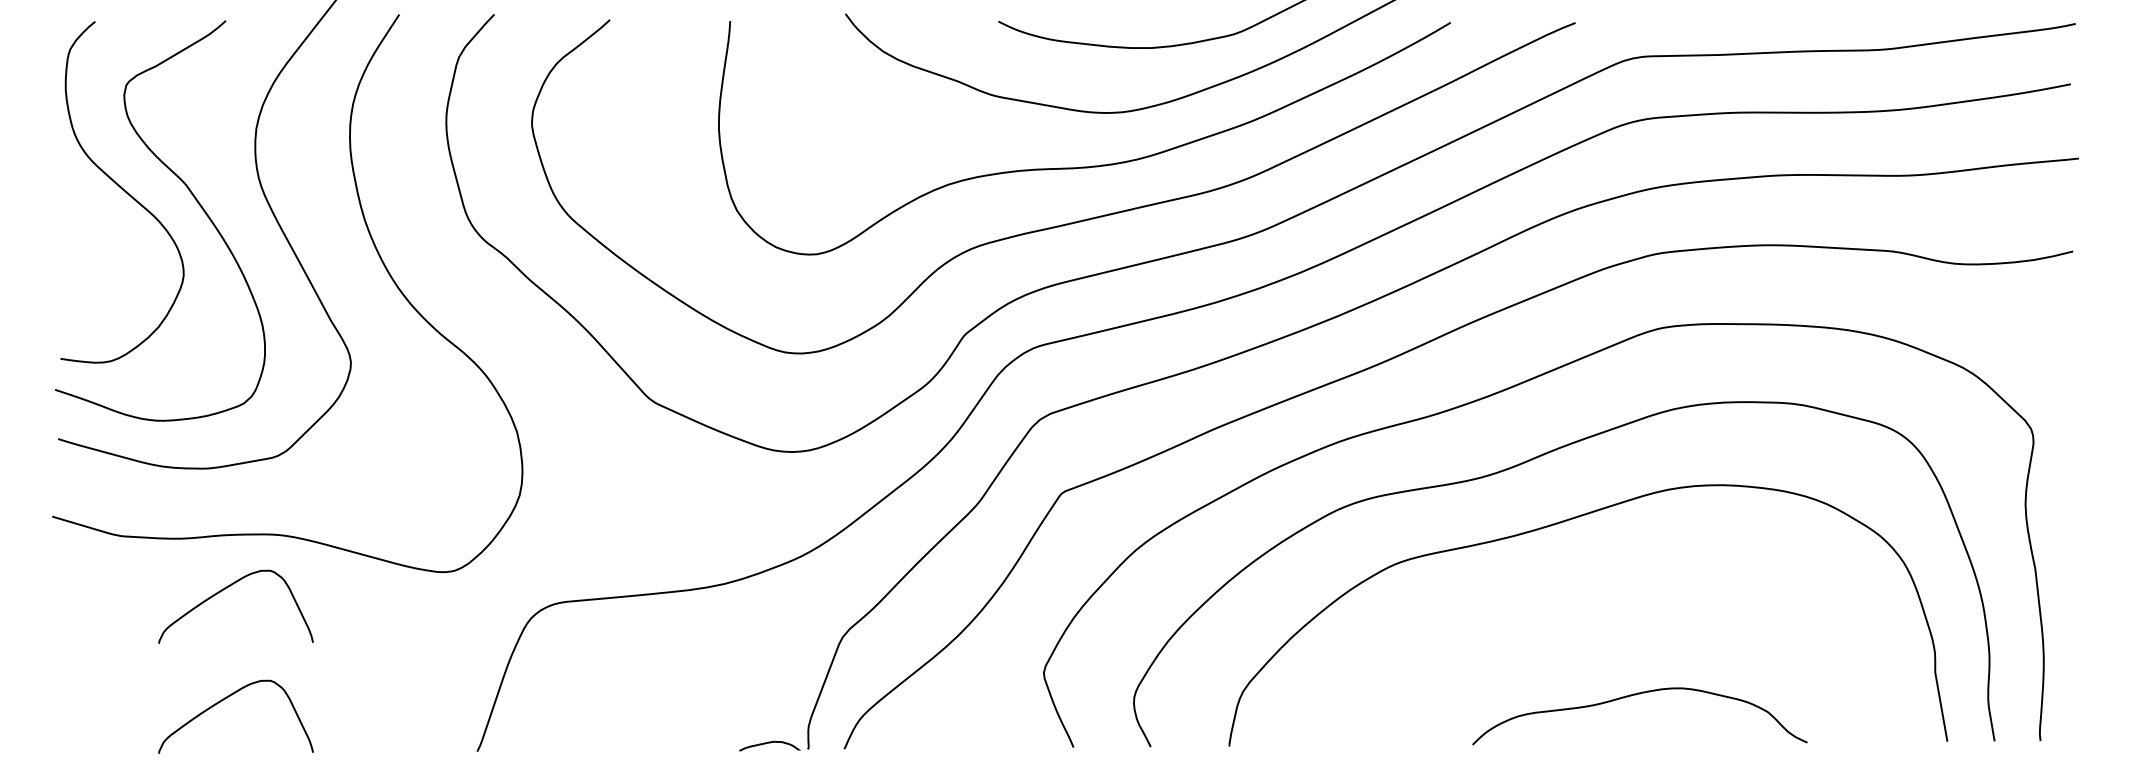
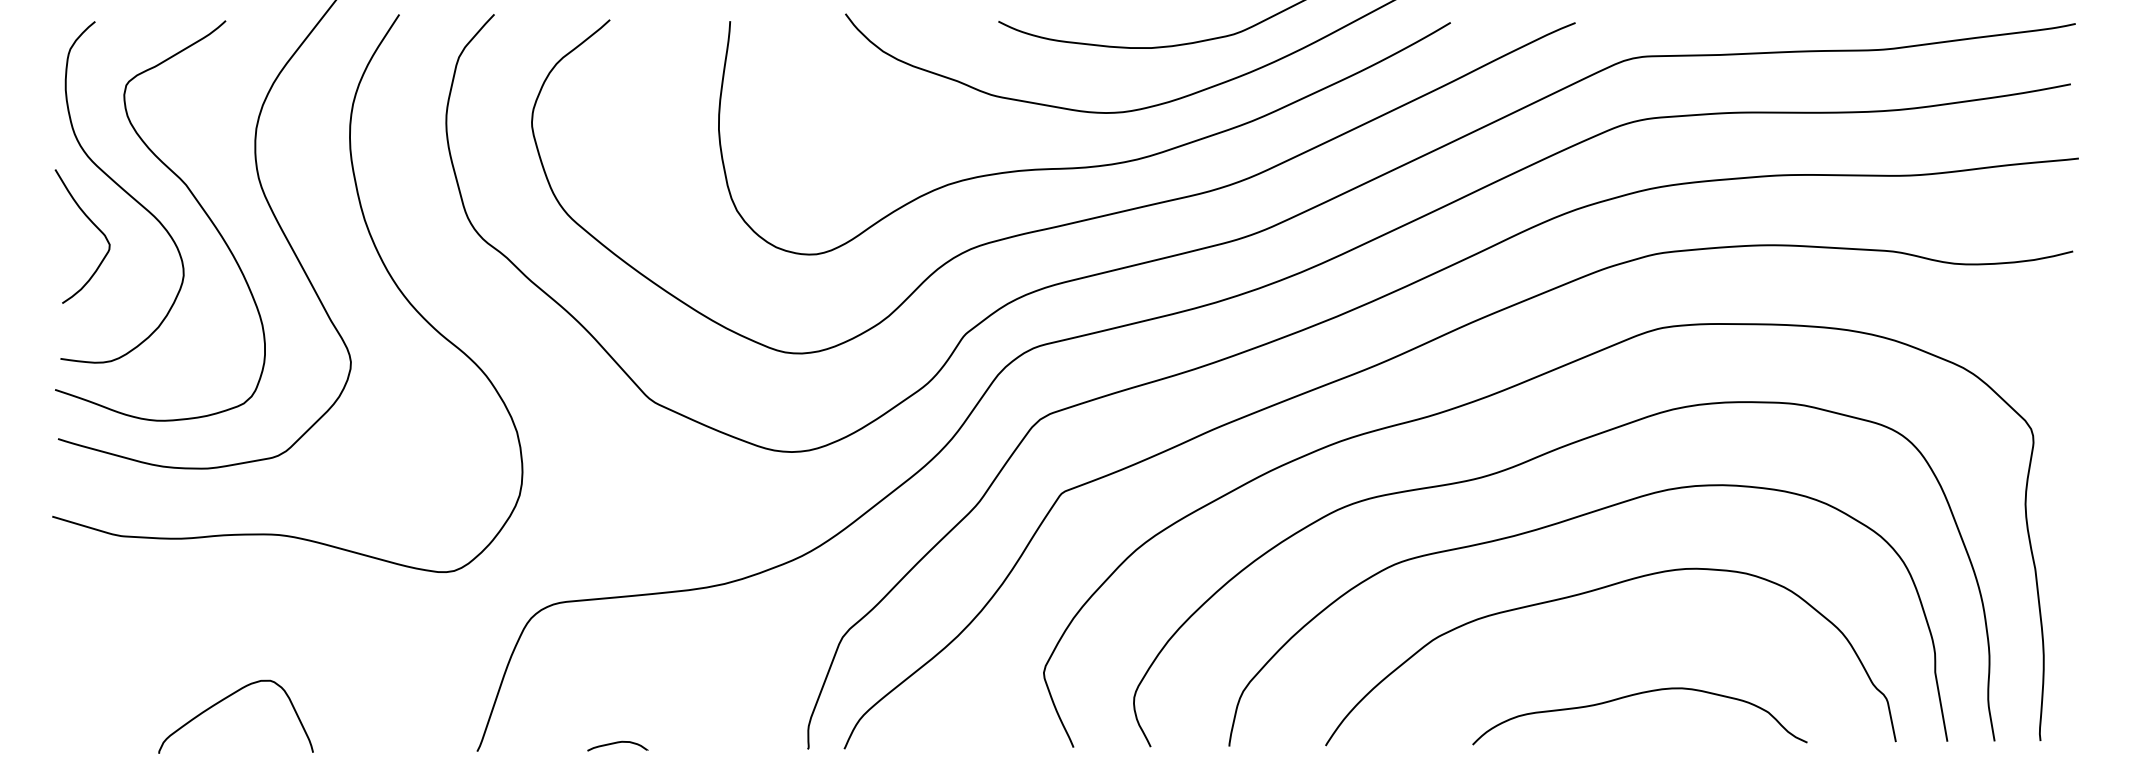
curve: none -> present (95, 227)
curve: present -> none (227, 588)
curve: none -> present (1594, 591)
curve position: (769, 743) -> (617, 743) (617, 743)
